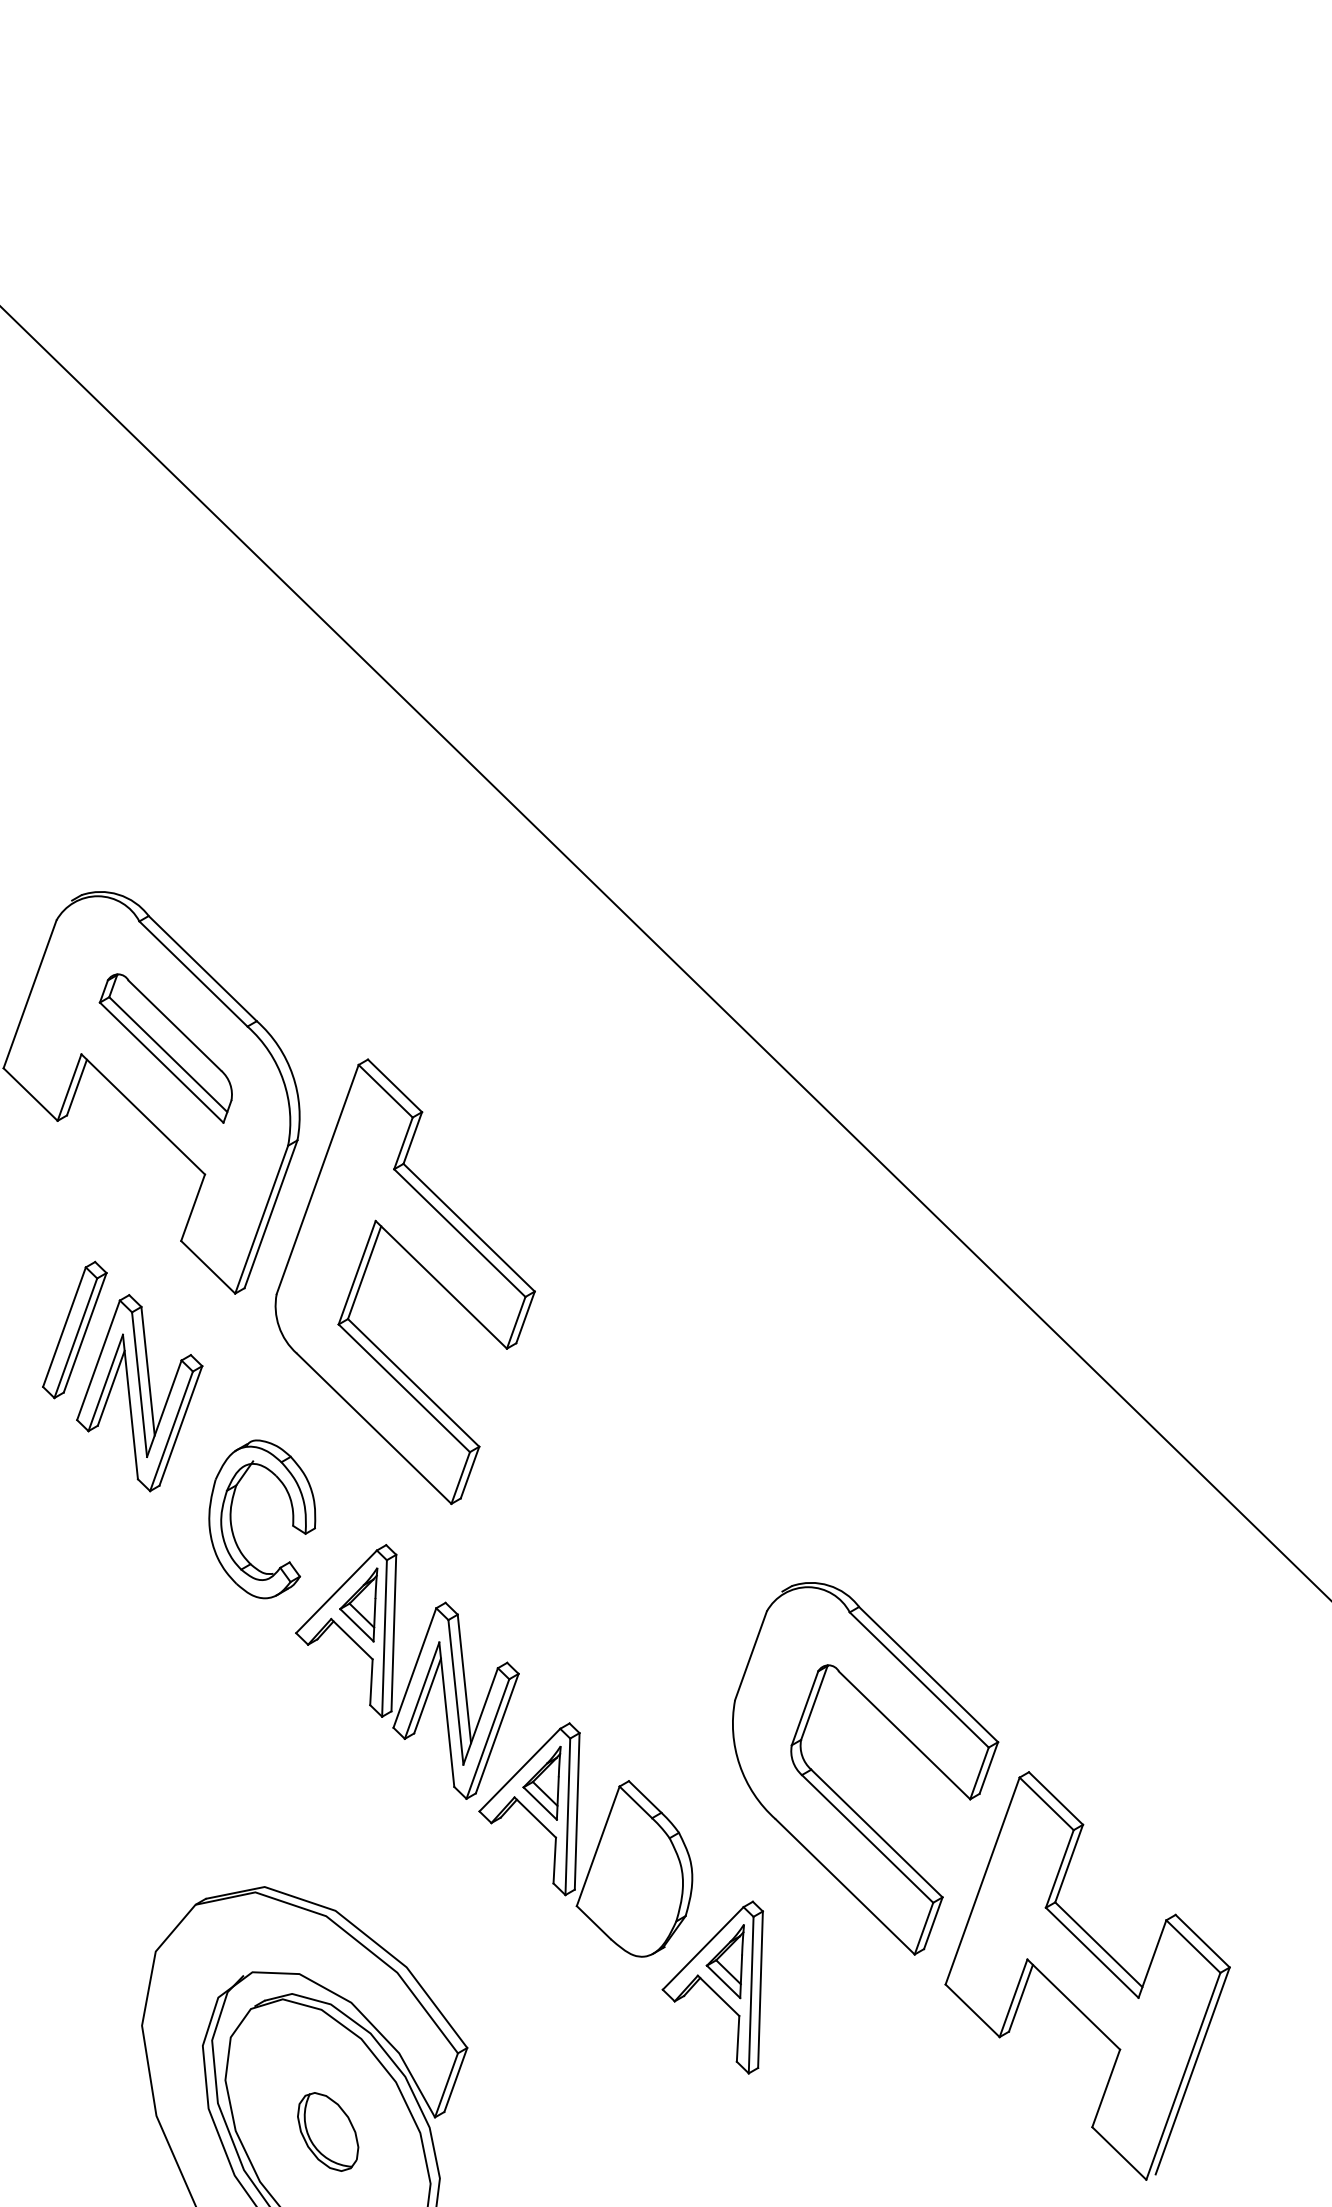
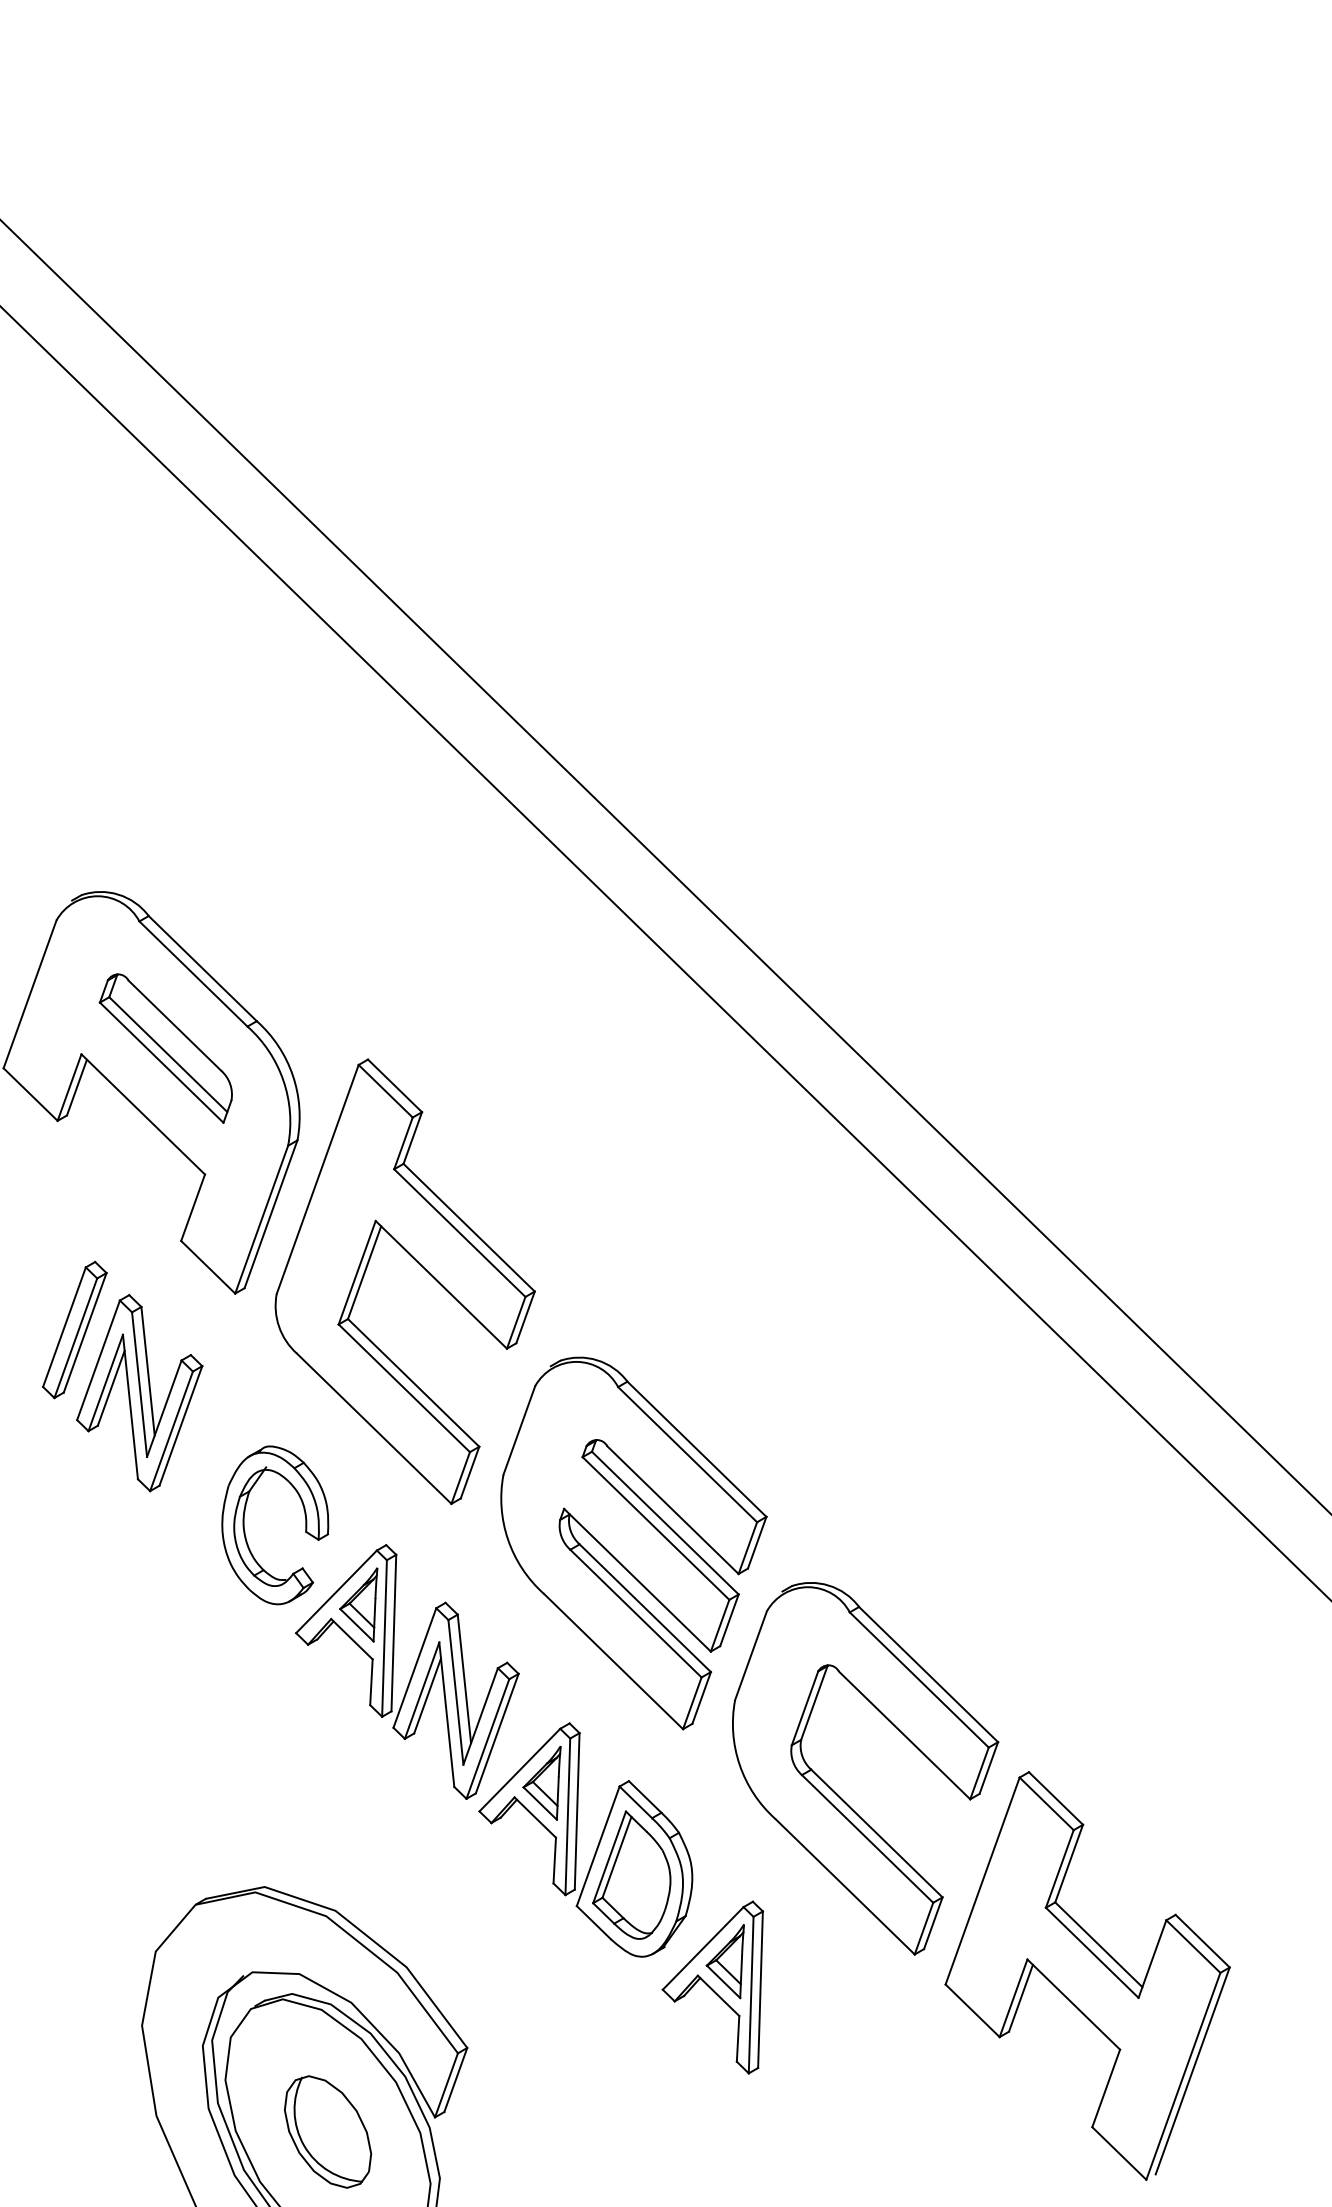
line: none -> present (665, 867)
part position: (292, 1519) -> (305, 1525) (305, 1525)
part: none -> present (633, 1543)
part: none -> present (631, 1874)
part size: 63x80 px -> 89x114 px (328, 2131)
